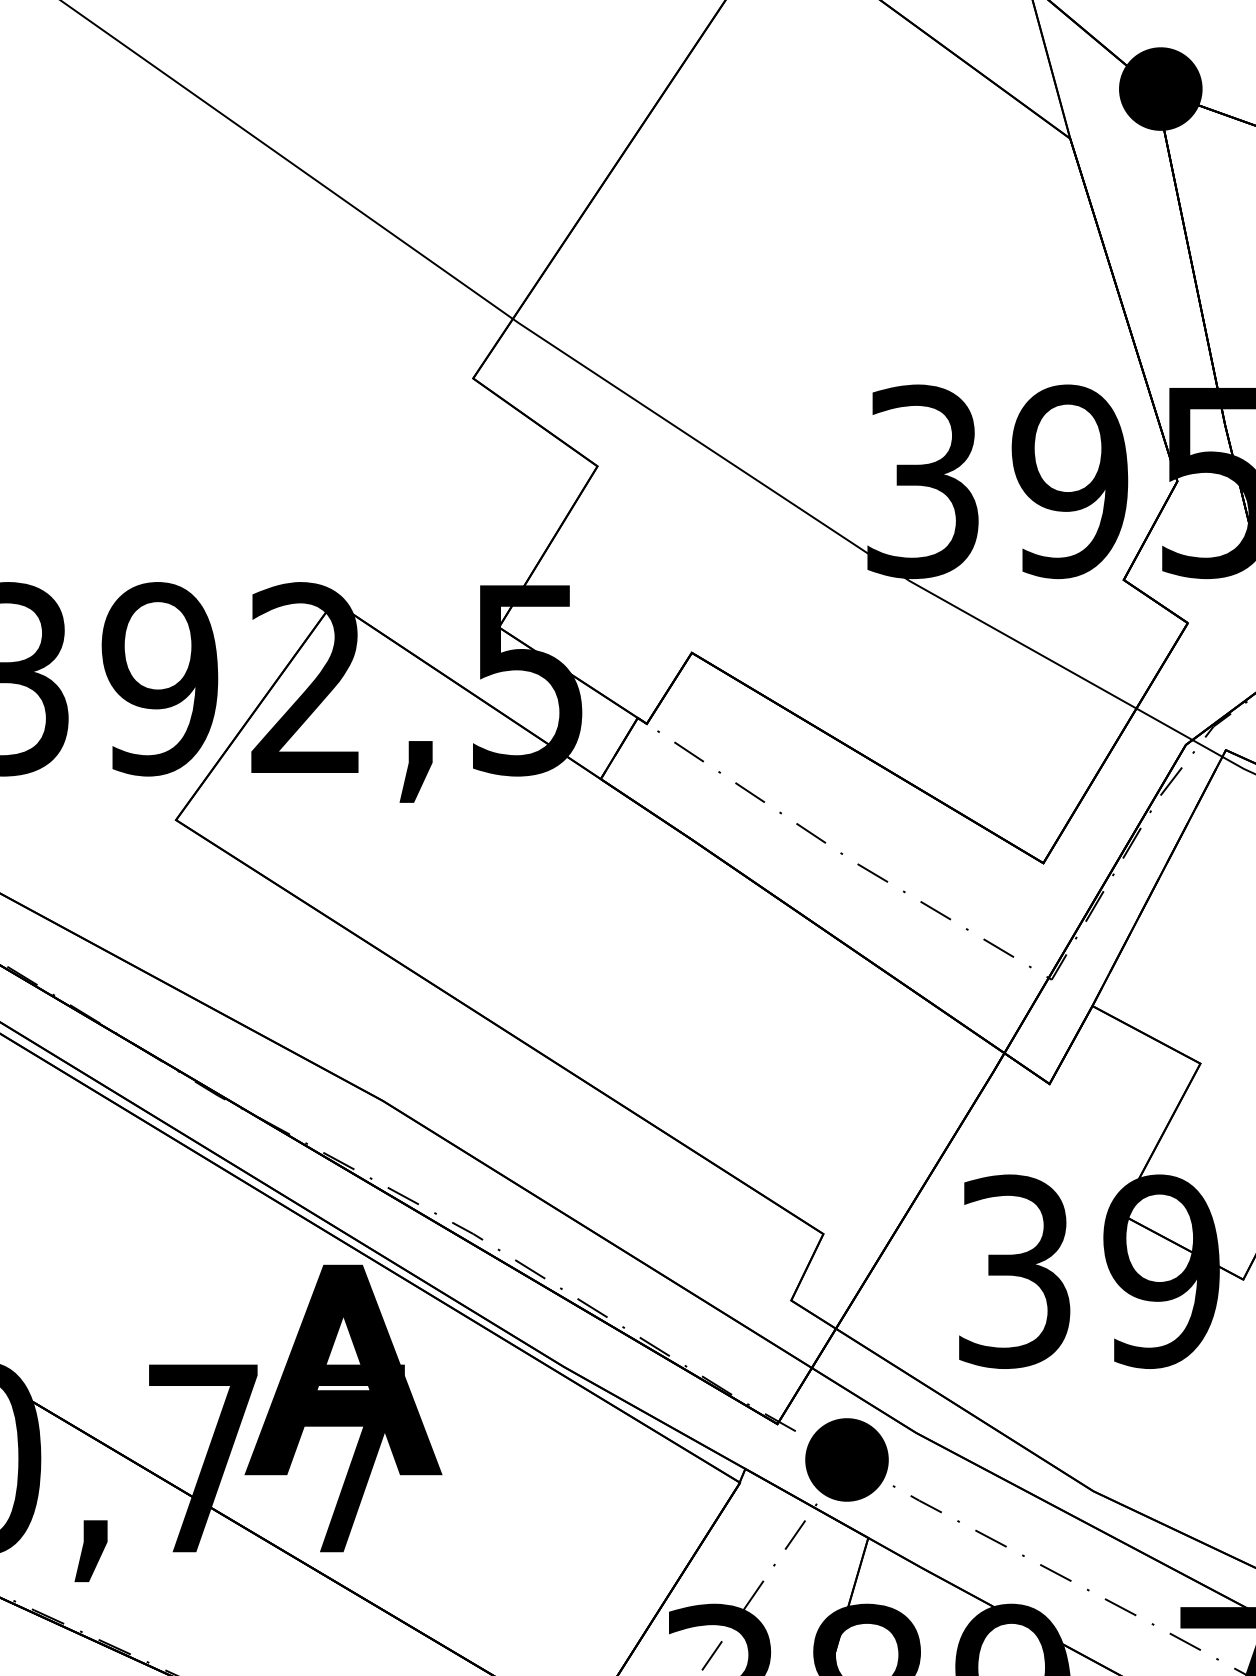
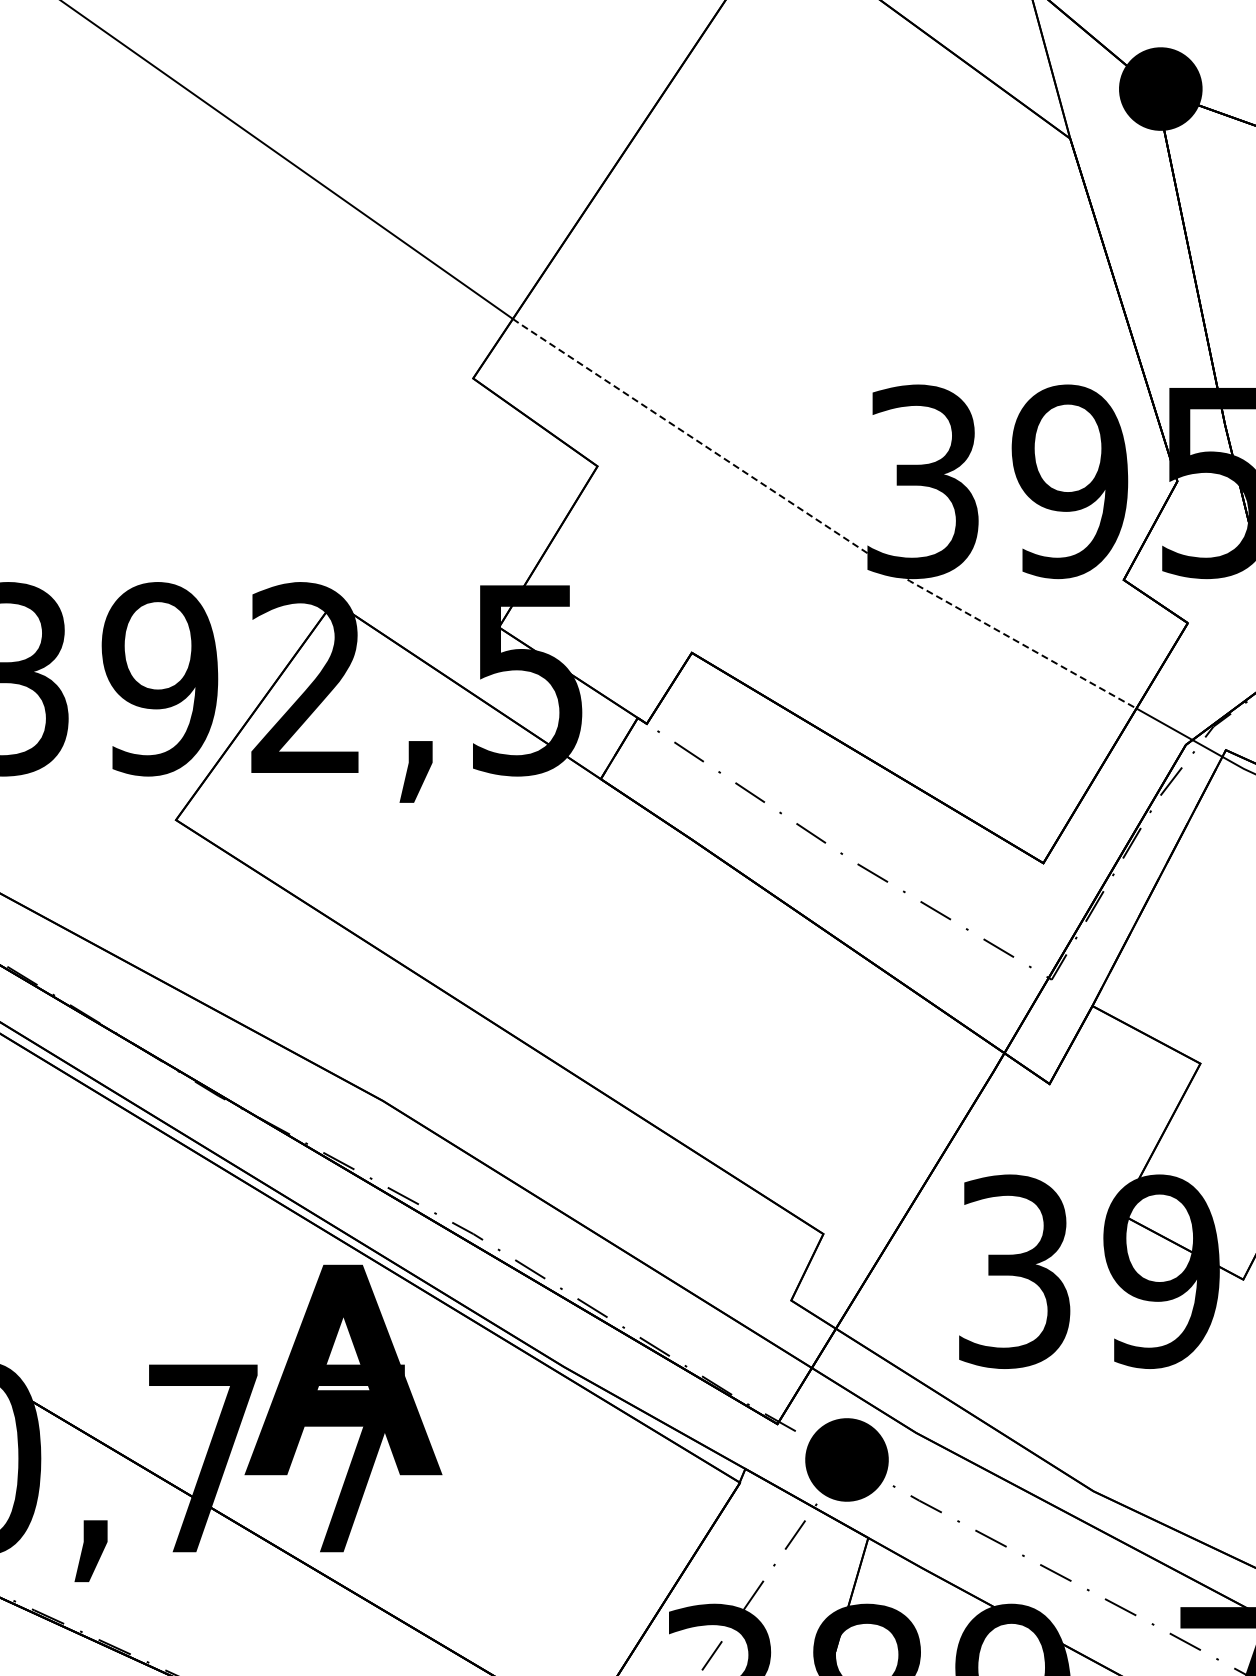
line: solid -> dashed (819, 521)
